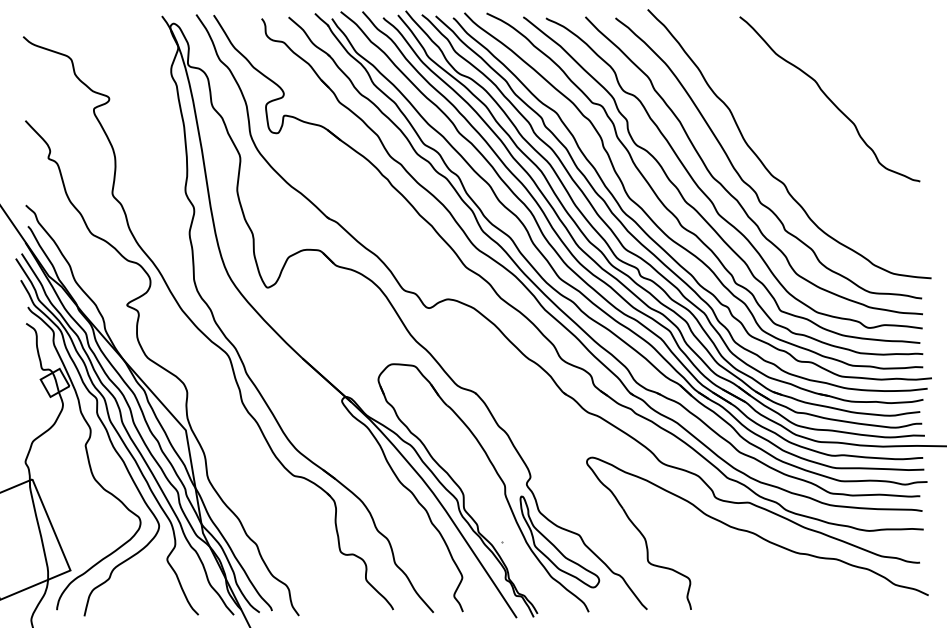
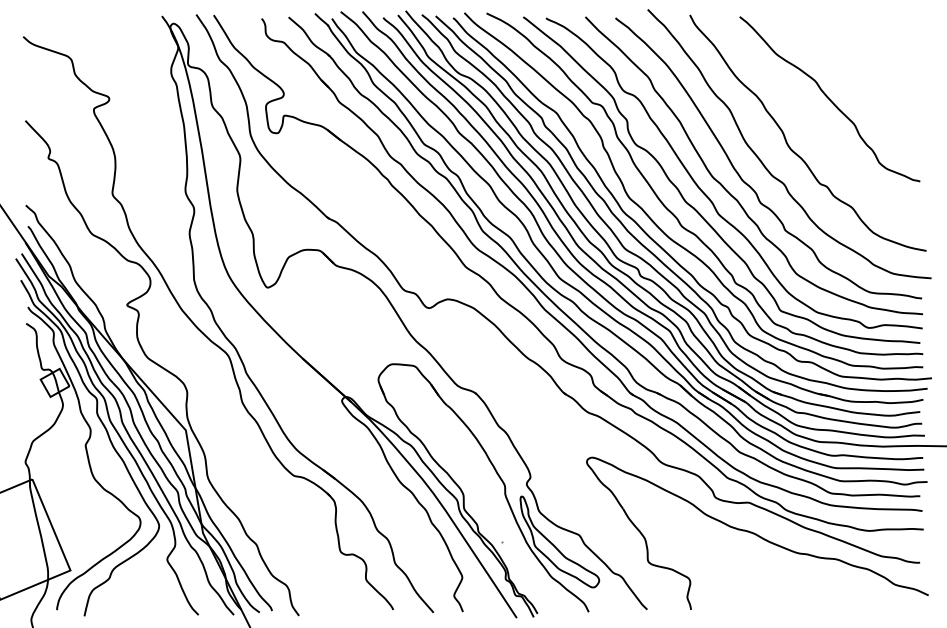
curve: none -> present (786, 138)
